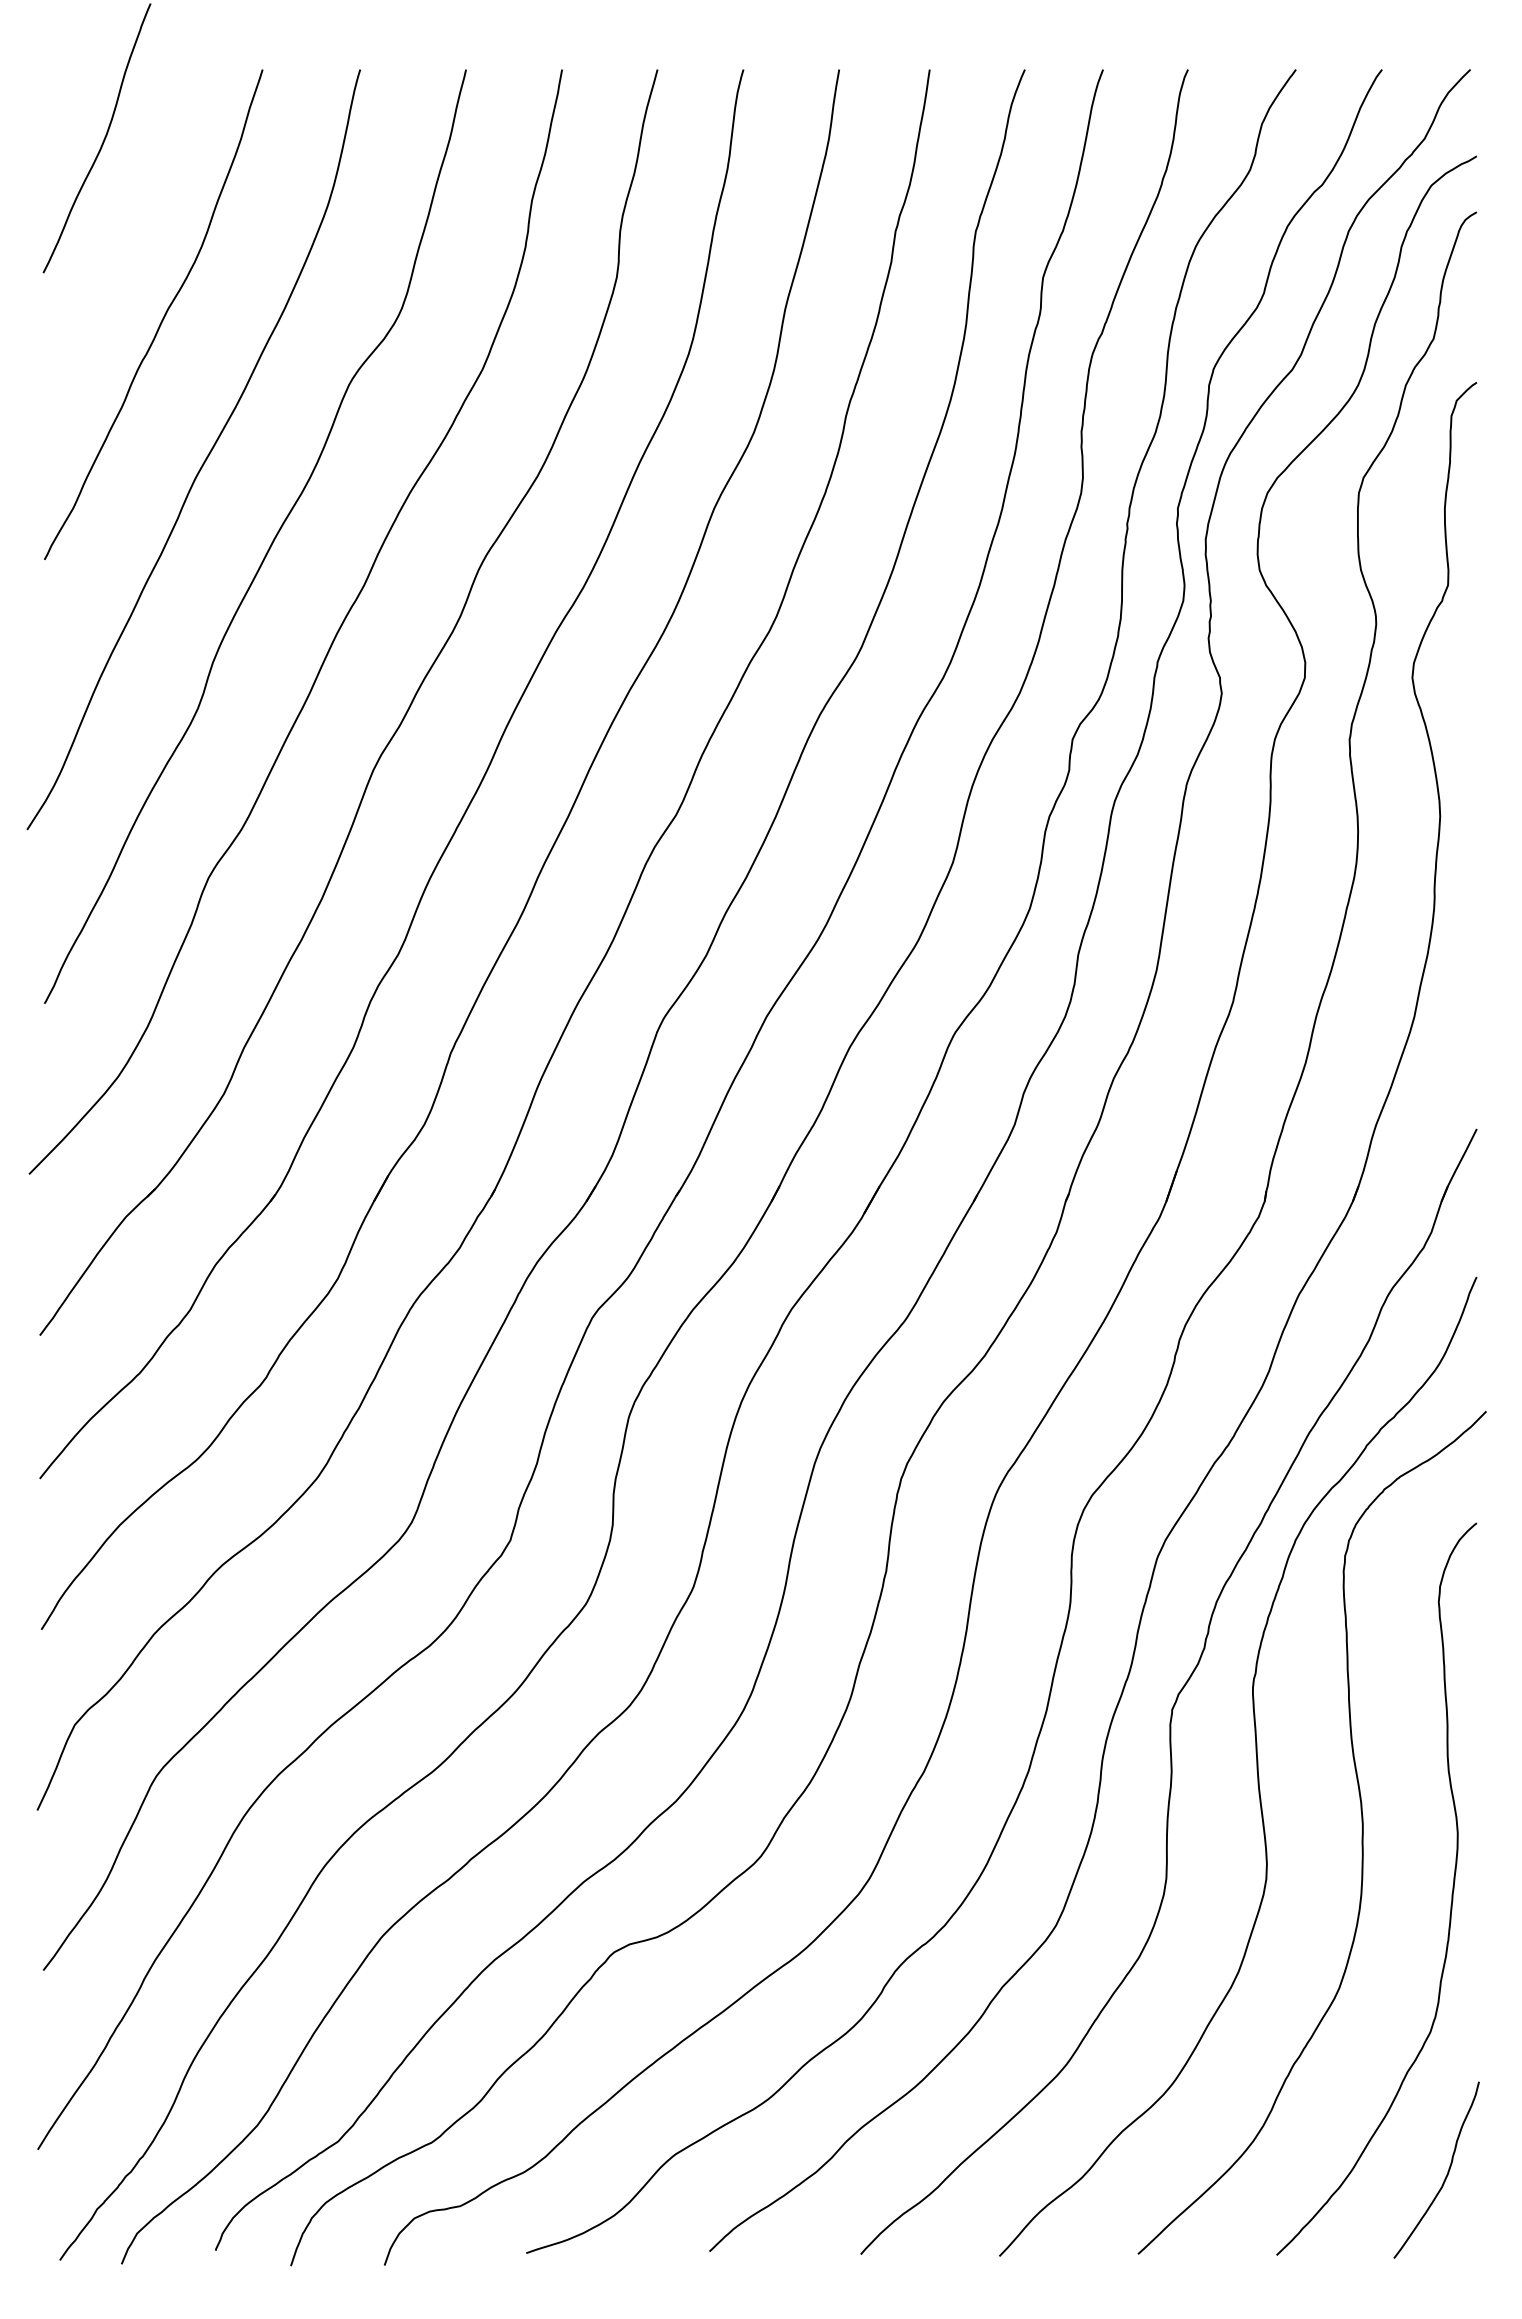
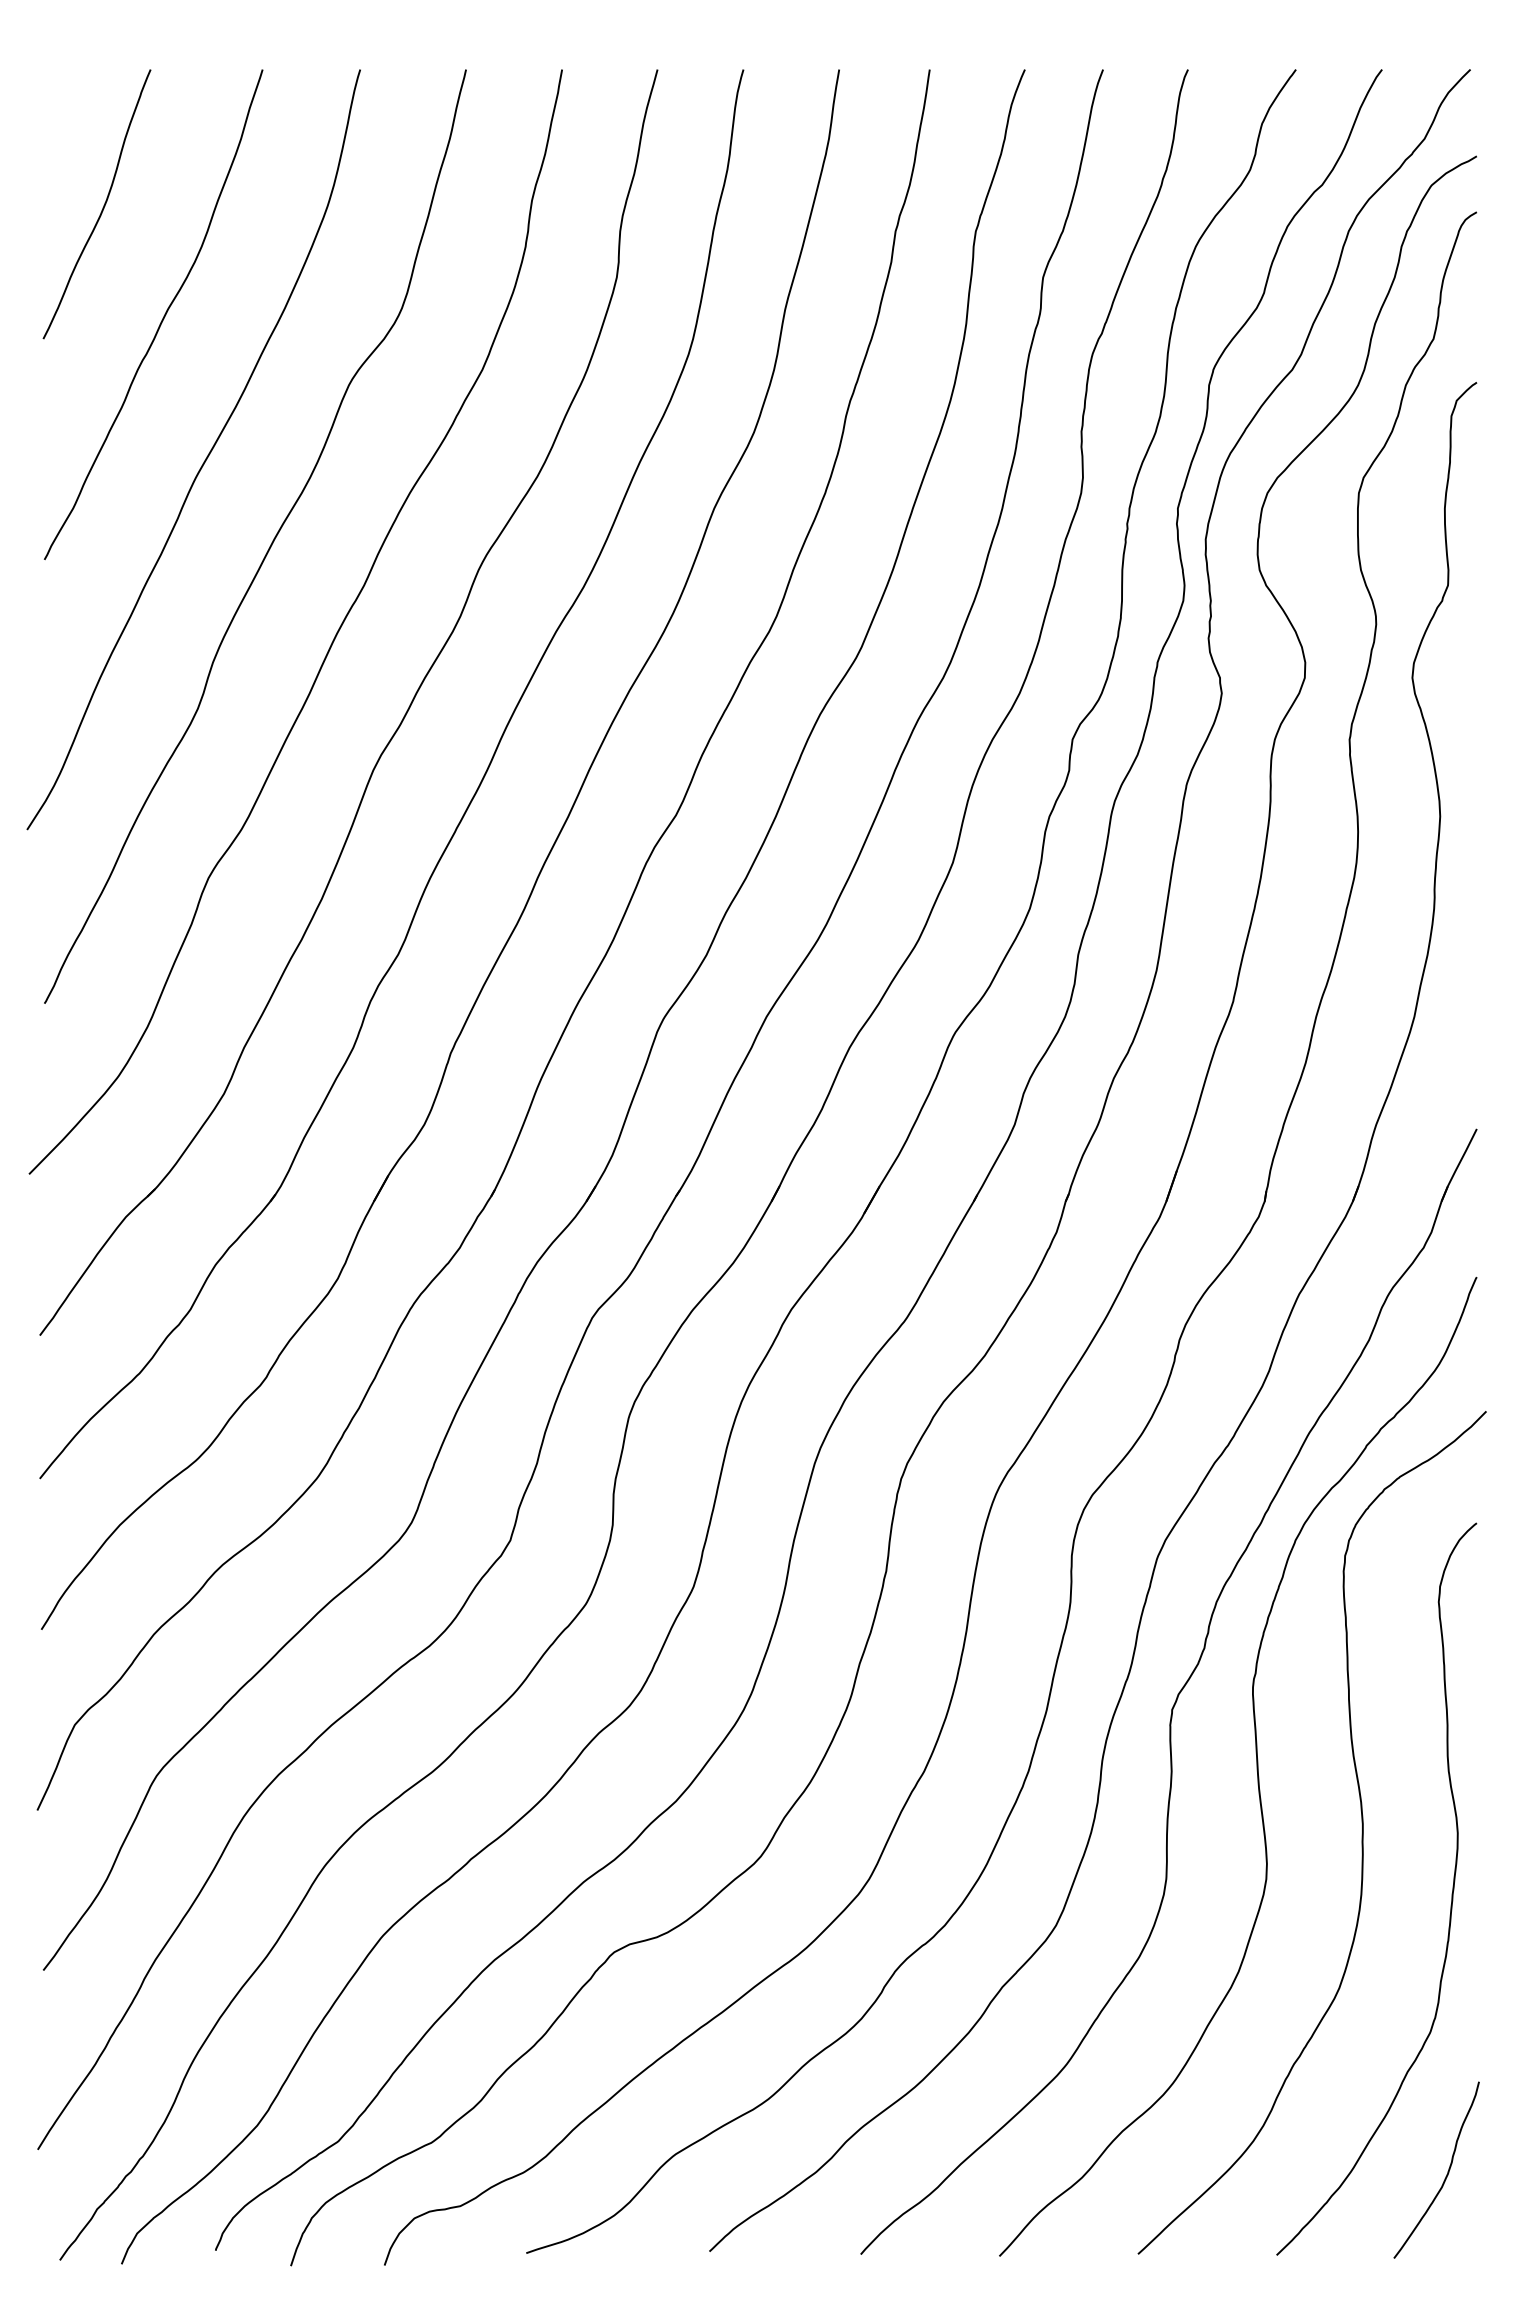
curve position: (102, 141) -> (102, 207) (102, 207)
